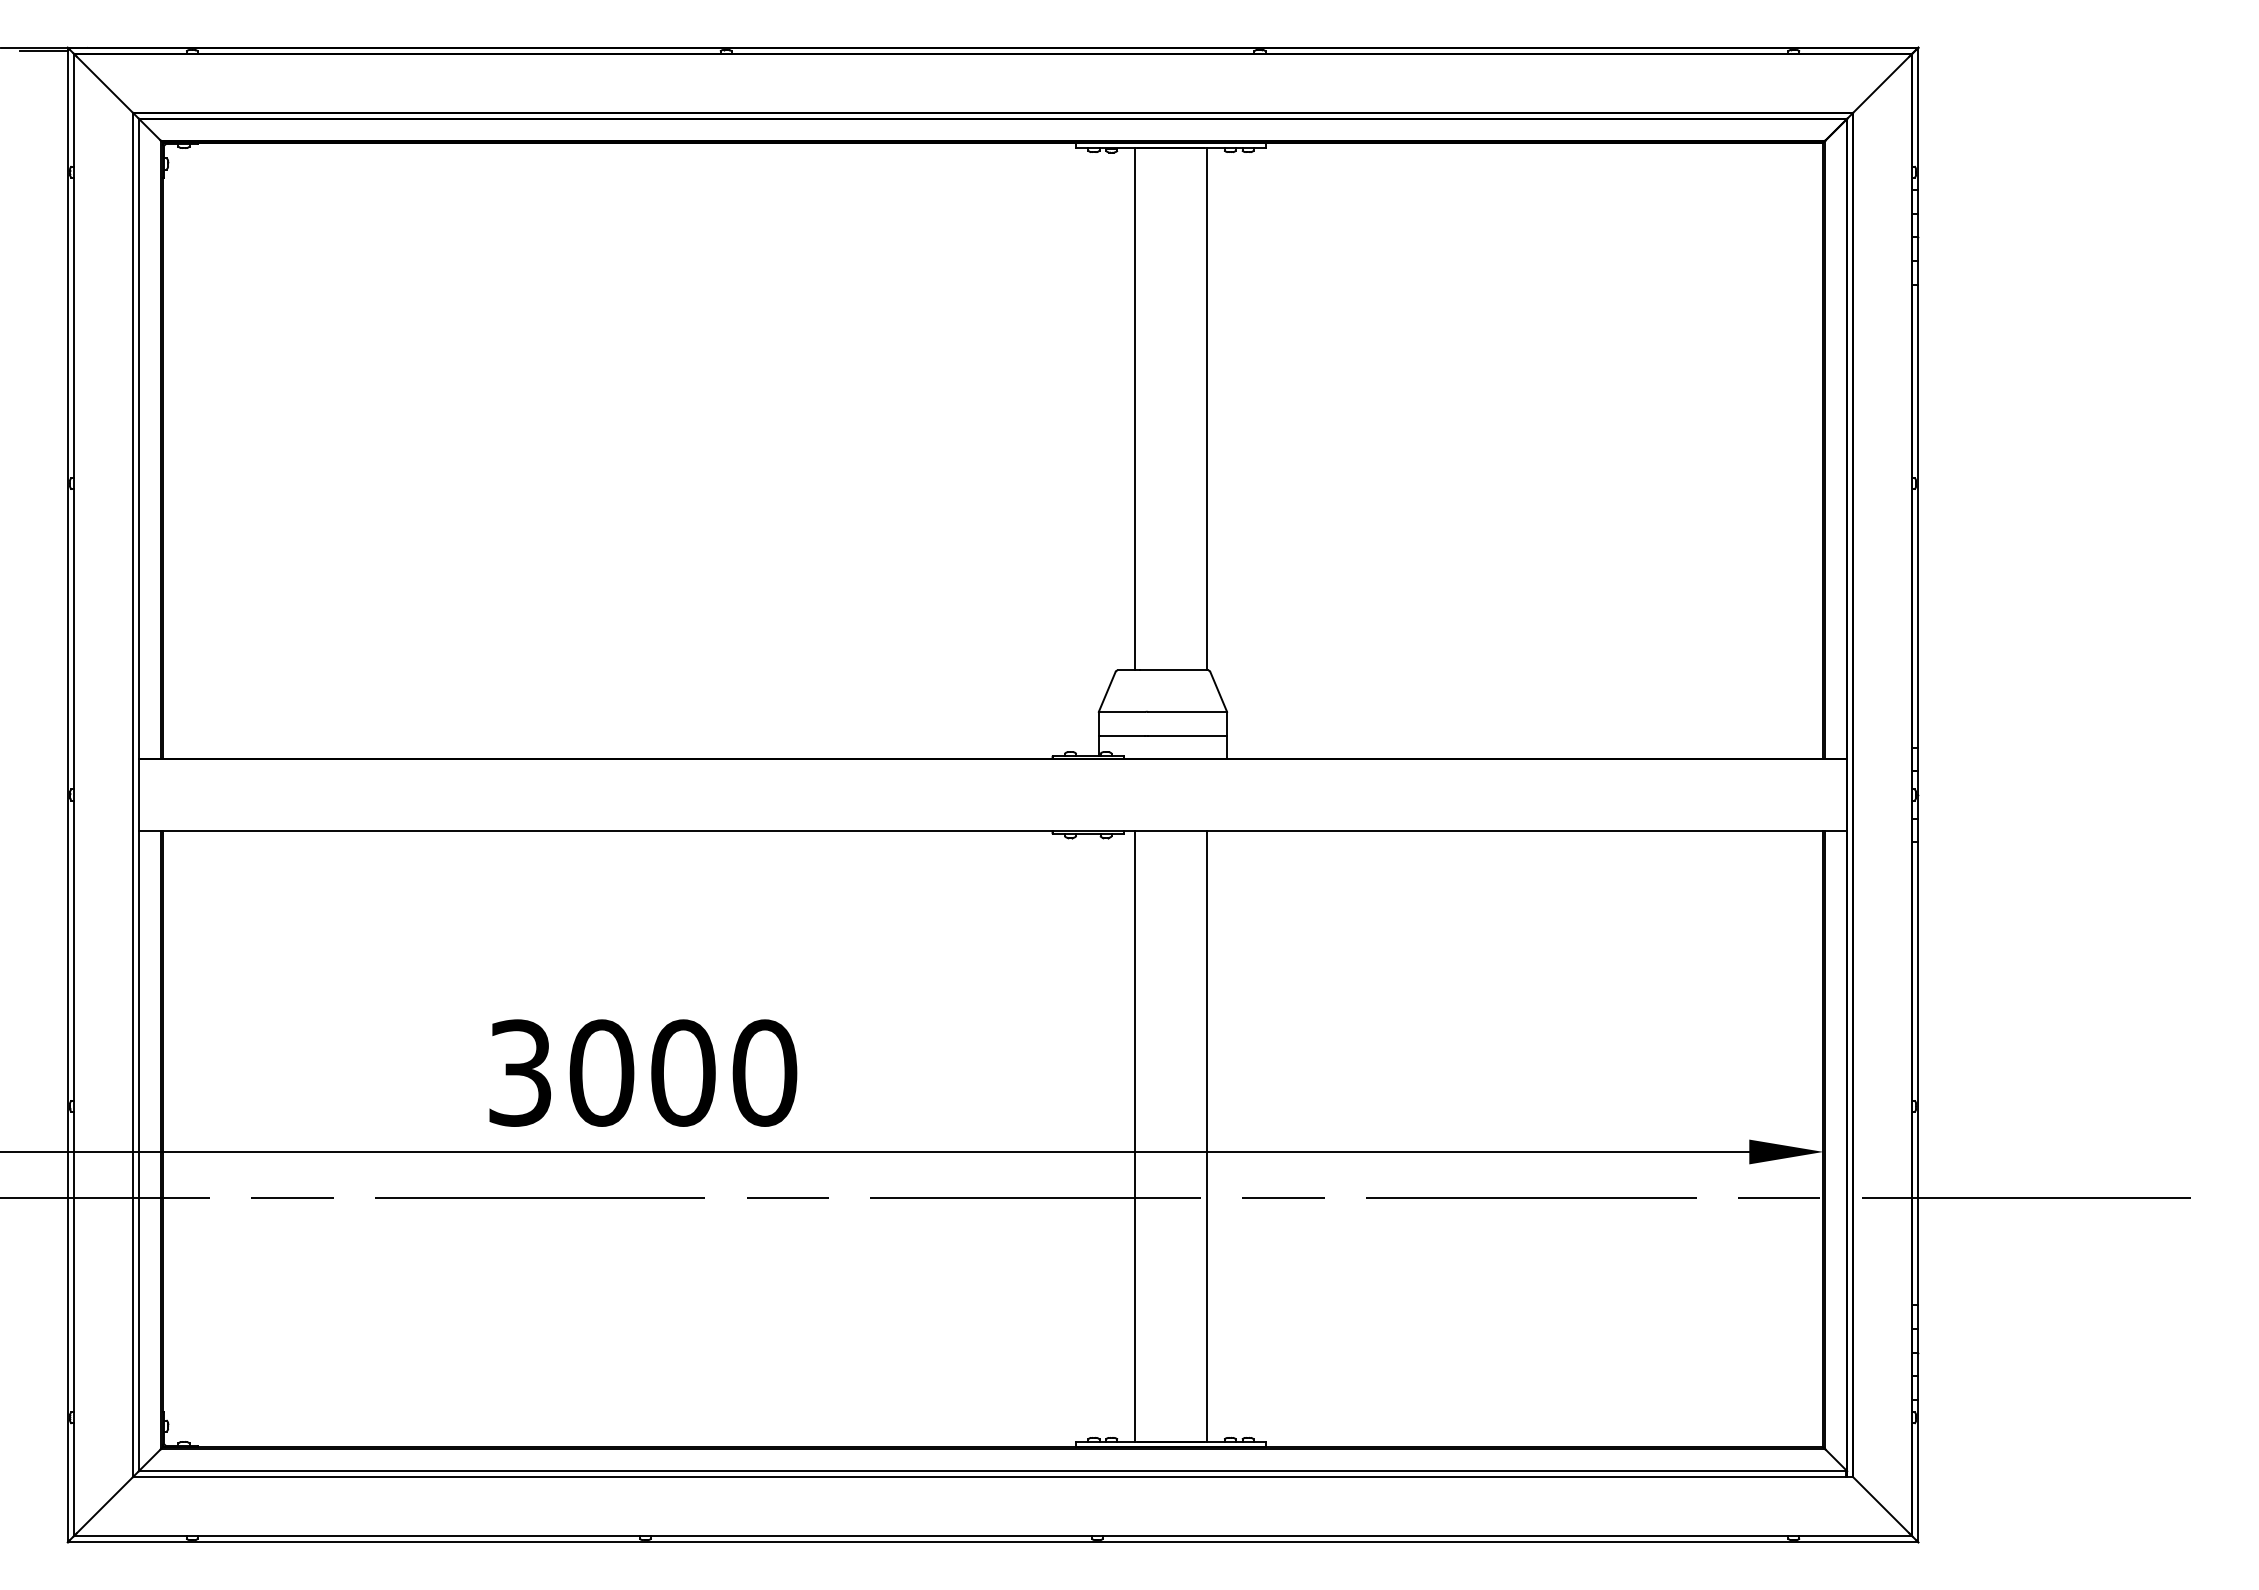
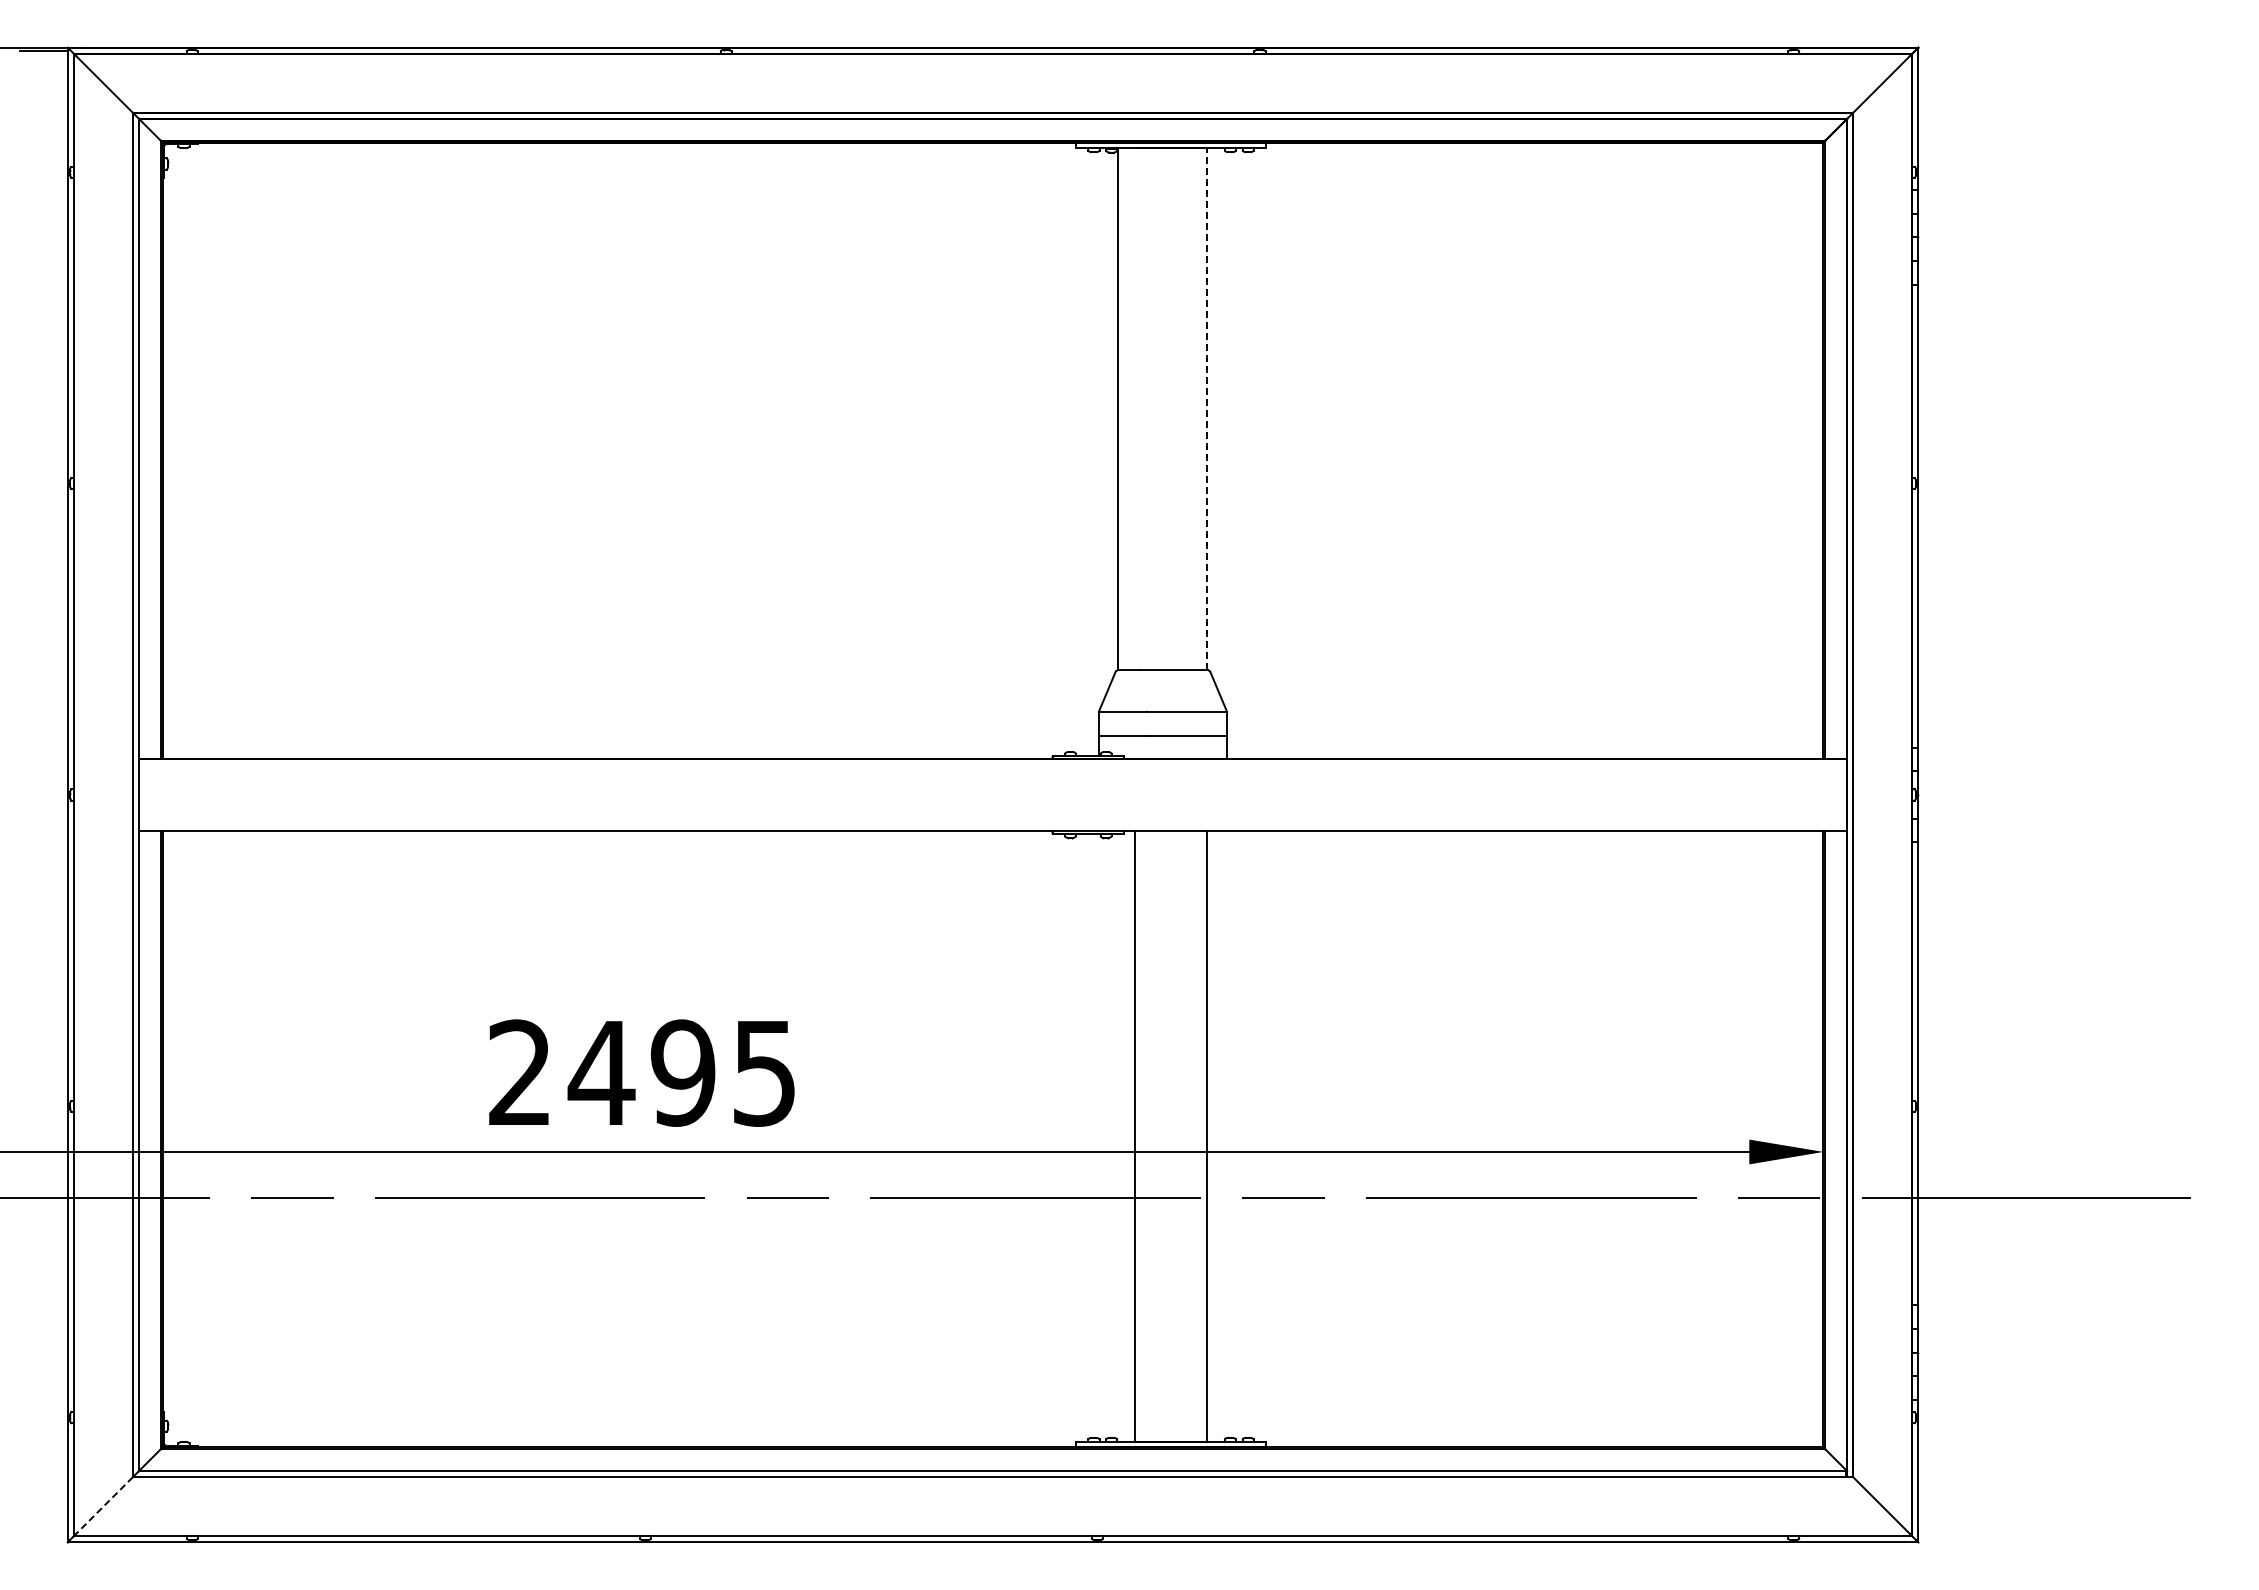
line position: (1135, 409) -> (1118, 409) (1118, 409)
line: solid -> dashed (1206, 409)
text: 3000 -> 2495 (643, 1072)
line: solid -> dashed (104, 1505)
